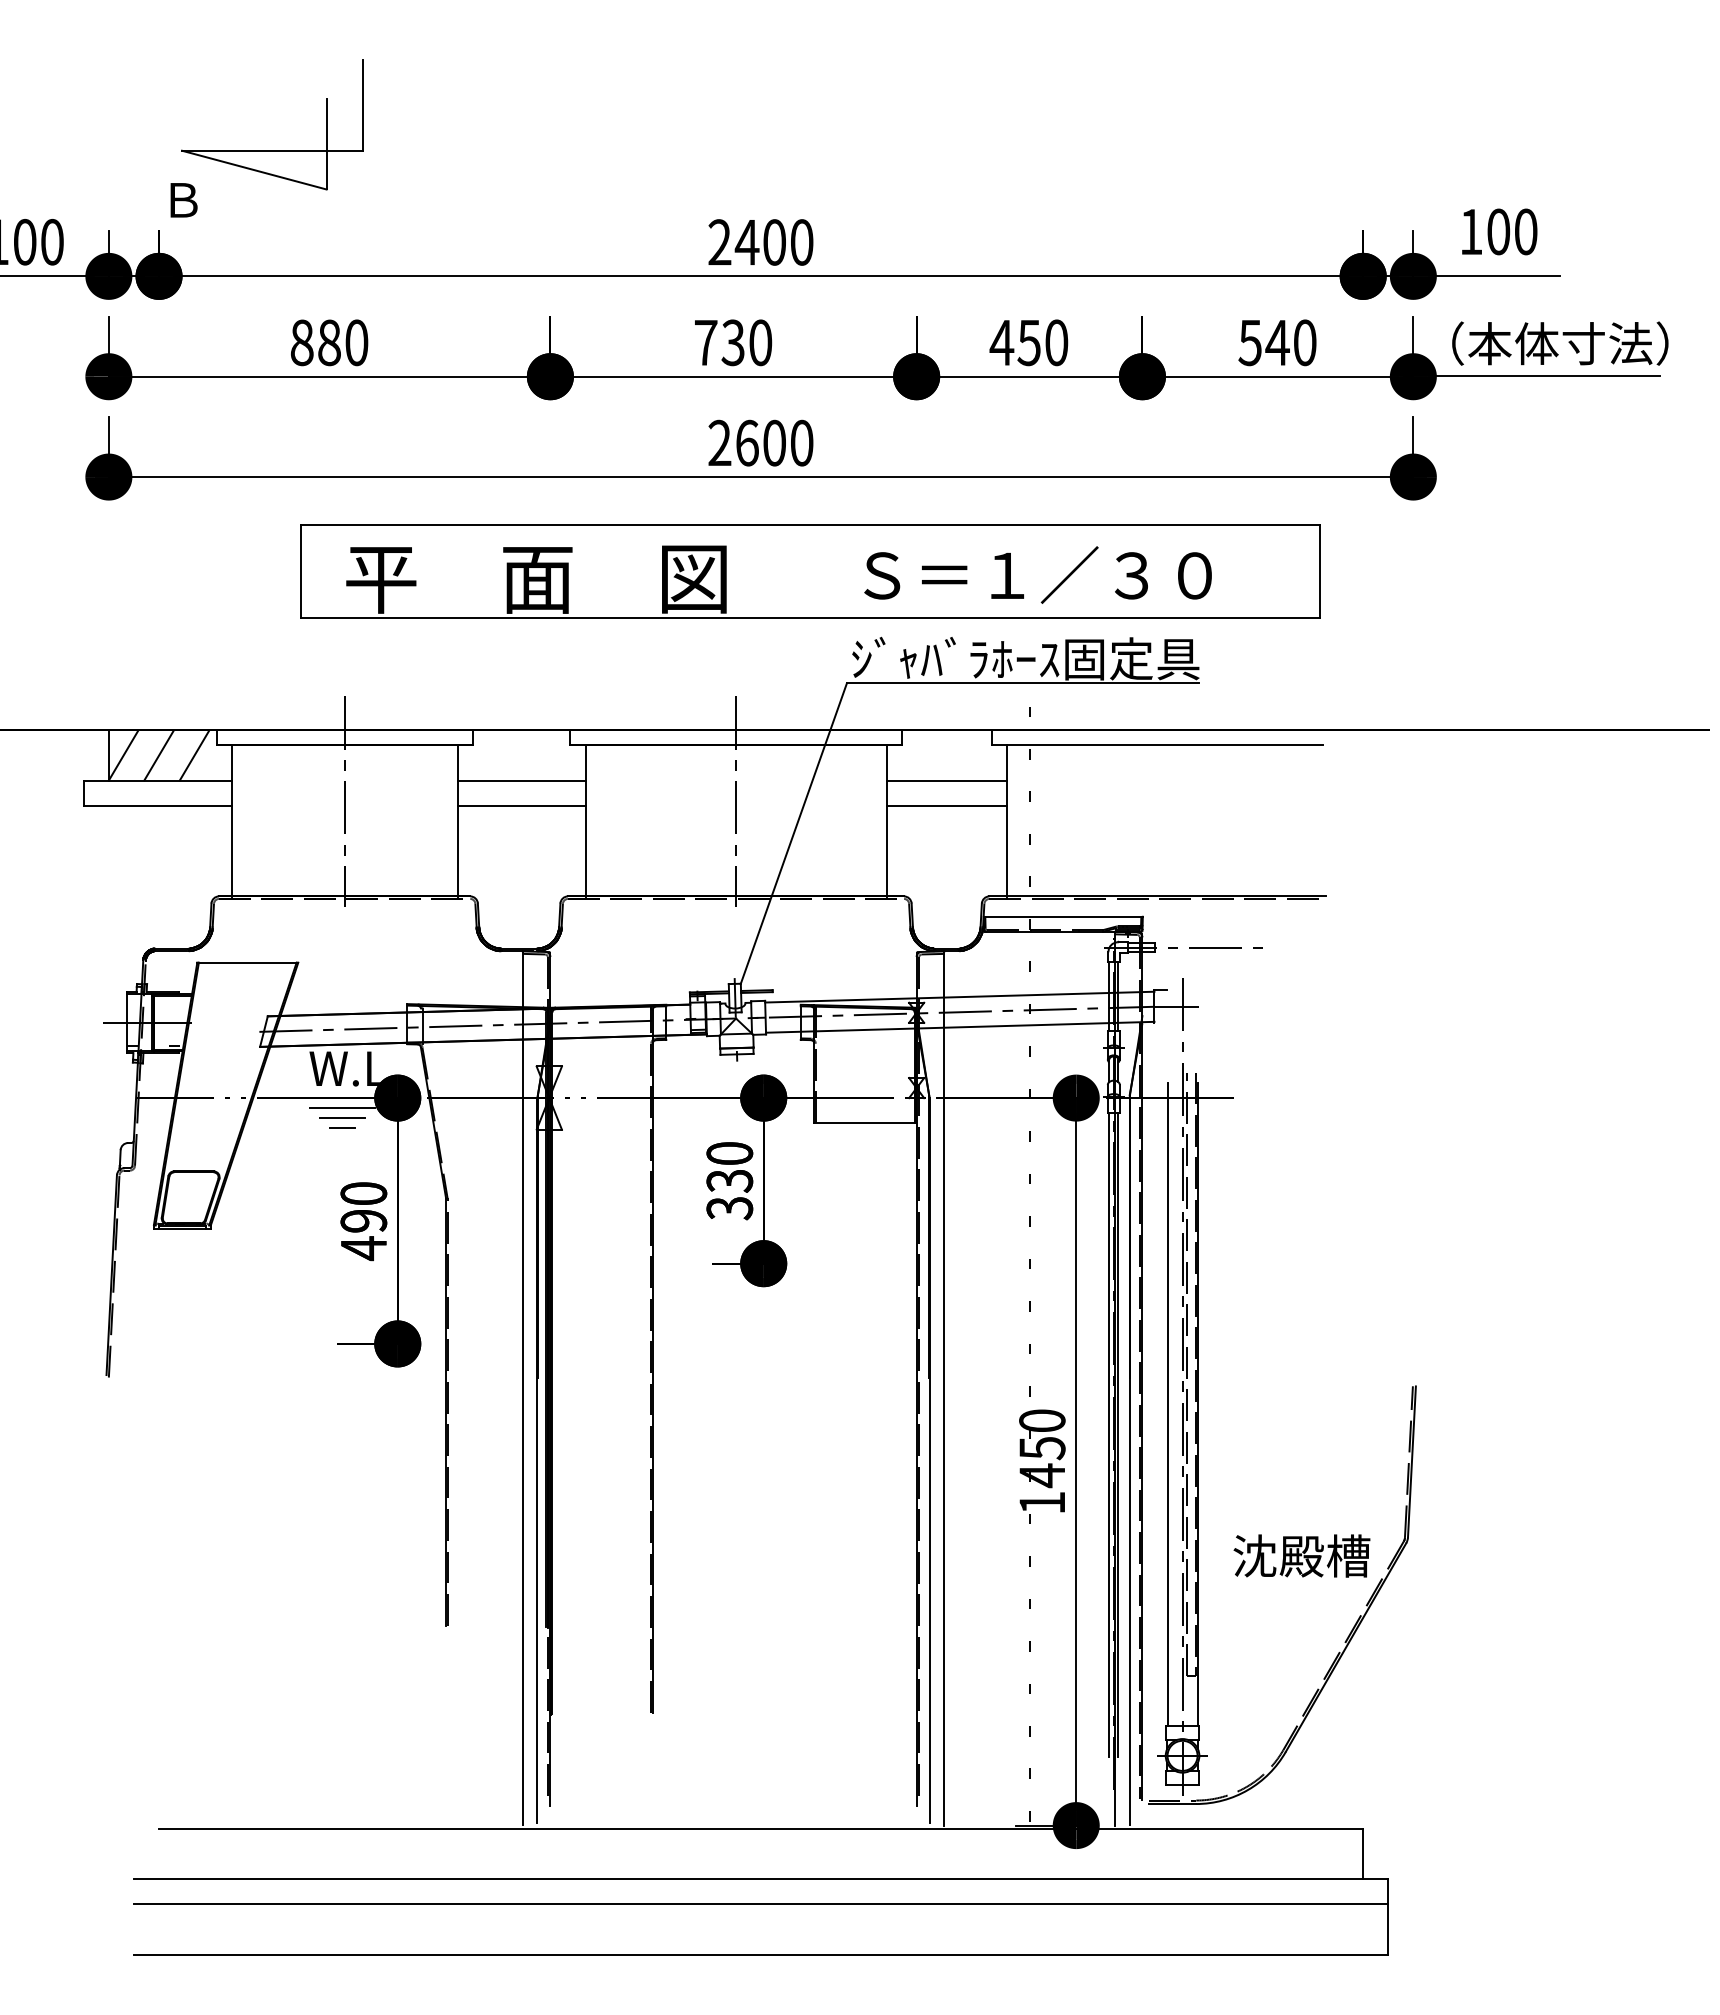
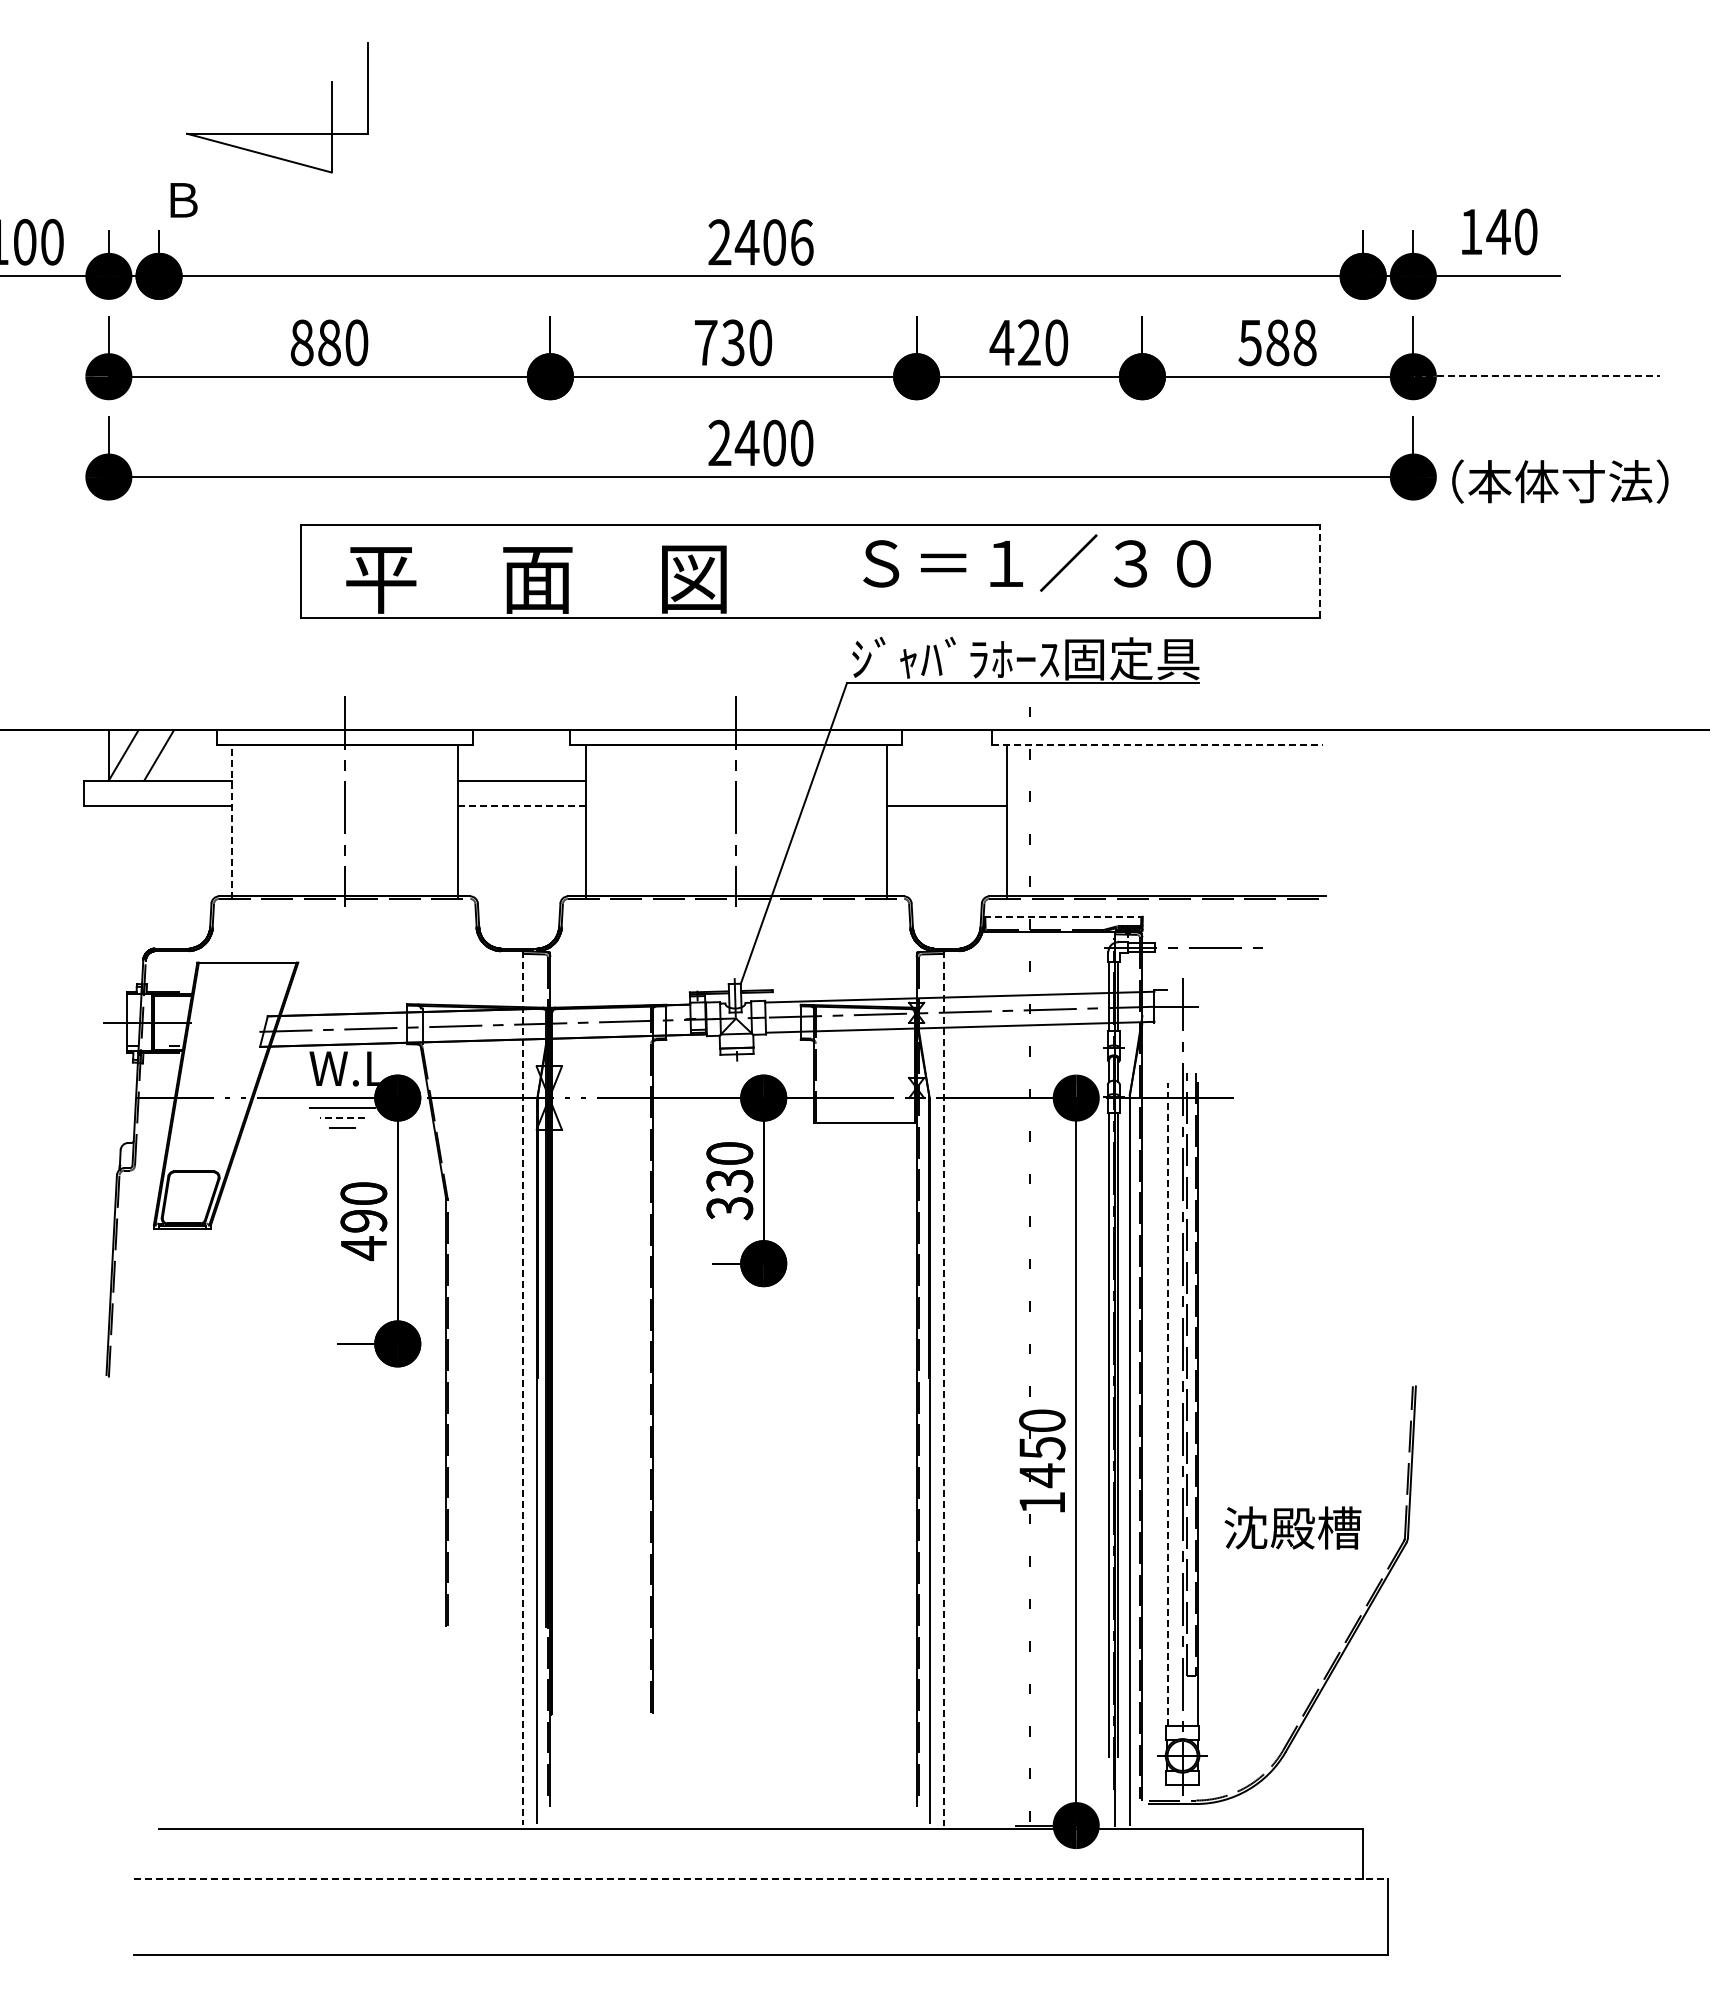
part position: (272, 150) -> (277, 133) (277, 133)
text: 100 -> 140 (1498, 231)
text: 2400 -> 2406 (802, 242)
text: 450 -> 420 (1028, 342)
text: 540 -> 588 (1290, 342)
text position: (1560, 343) -> (1560, 481) (1560, 481)
line: solid -> dashed (1532, 375)
text: 2600 -> 2400 (746, 442)
line: solid -> dashed (1319, 571)
text position: (1037, 574) -> (1036, 562) (1036, 562)
line: solid -> dashed (1157, 745)
line: present -> none (194, 755)
line: present -> none (946, 780)
line: solid -> dashed (521, 805)
line: solid -> dashed (231, 822)
line: solid -> dashed (1063, 916)
line: solid -> dashed (342, 1118)
line: solid -> dashed (522, 1388)
line: solid -> dashed (944, 1388)
line: solid -> dashed (1167, 1404)
text position: (1301, 1555) -> (1292, 1527) (1292, 1527)
line: solid -> dashed (761, 1879)
line: present -> none (760, 1904)
